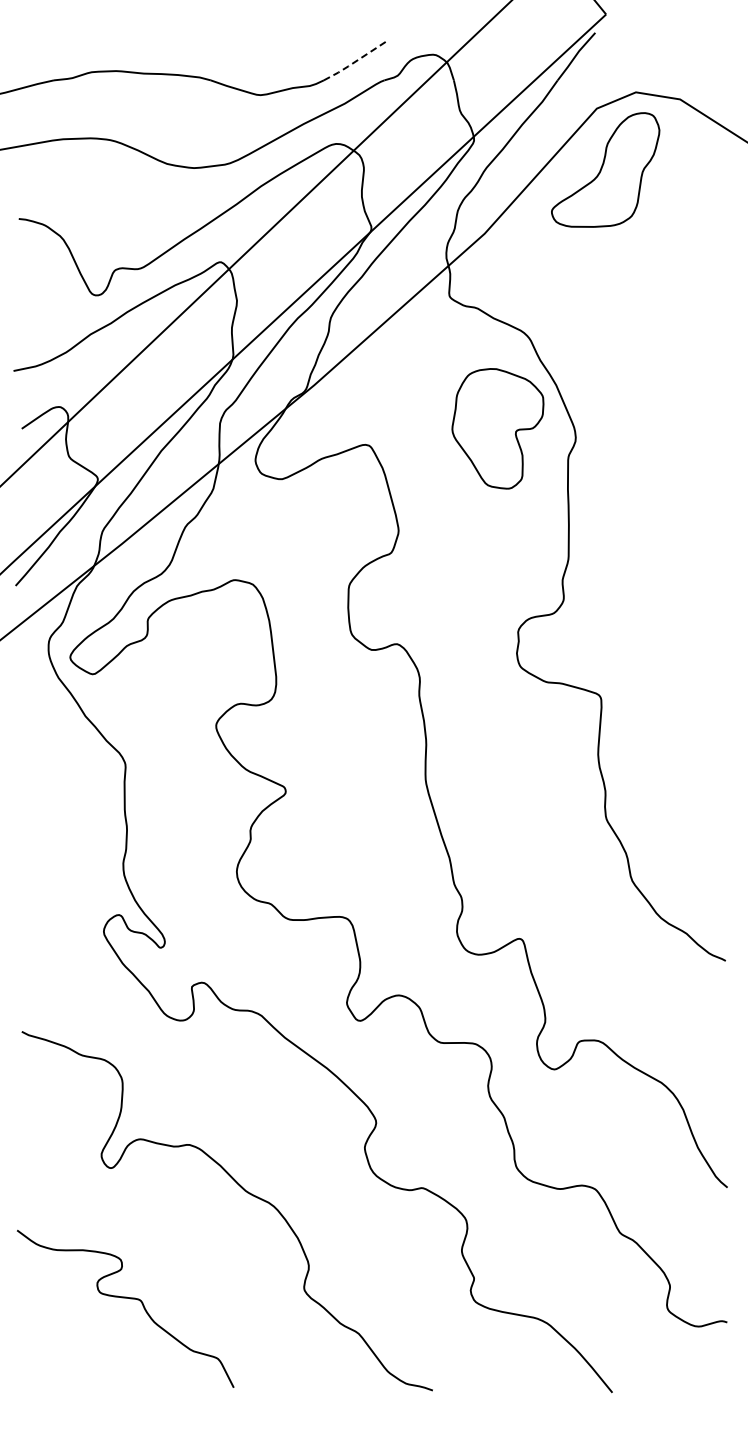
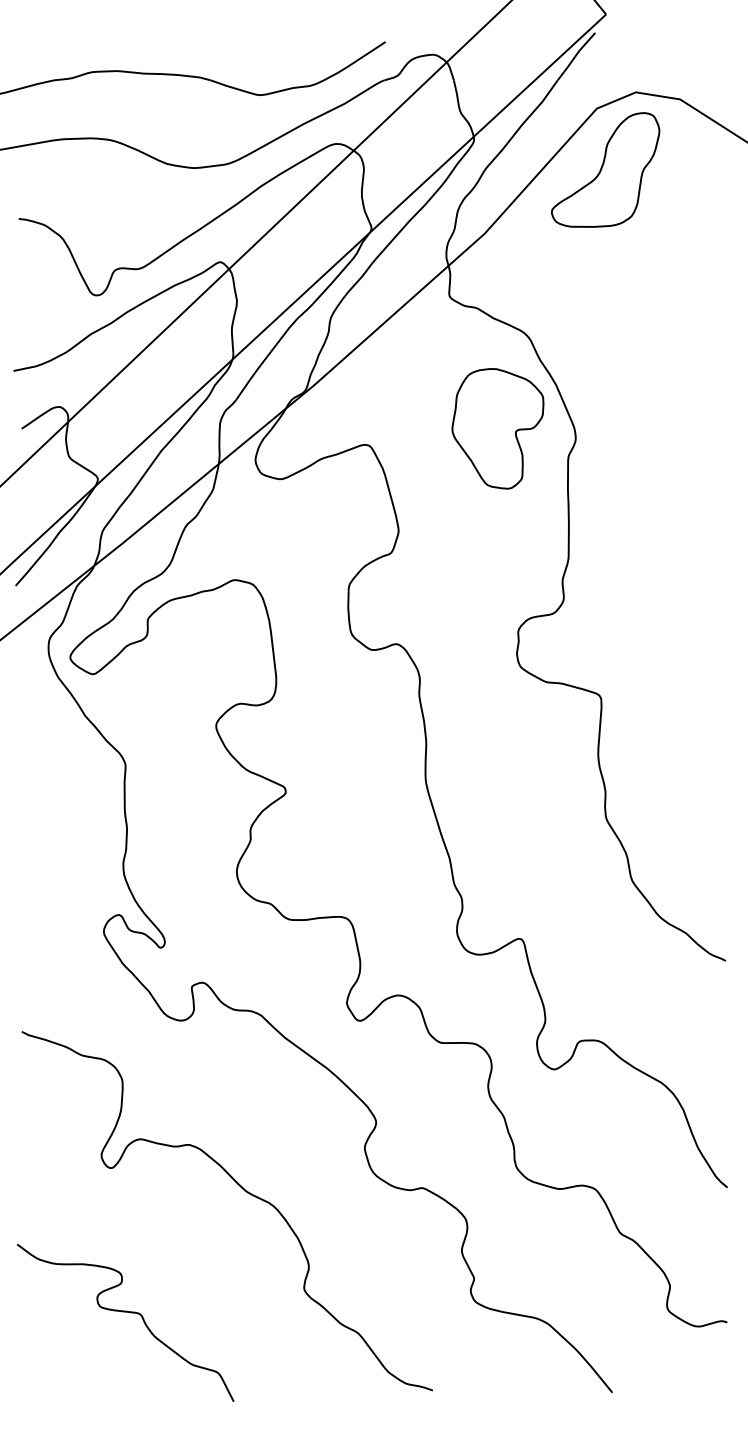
line: dashed -> solid (354, 62)
curve position: (125, 1298) -> (125, 1312) (125, 1312)
